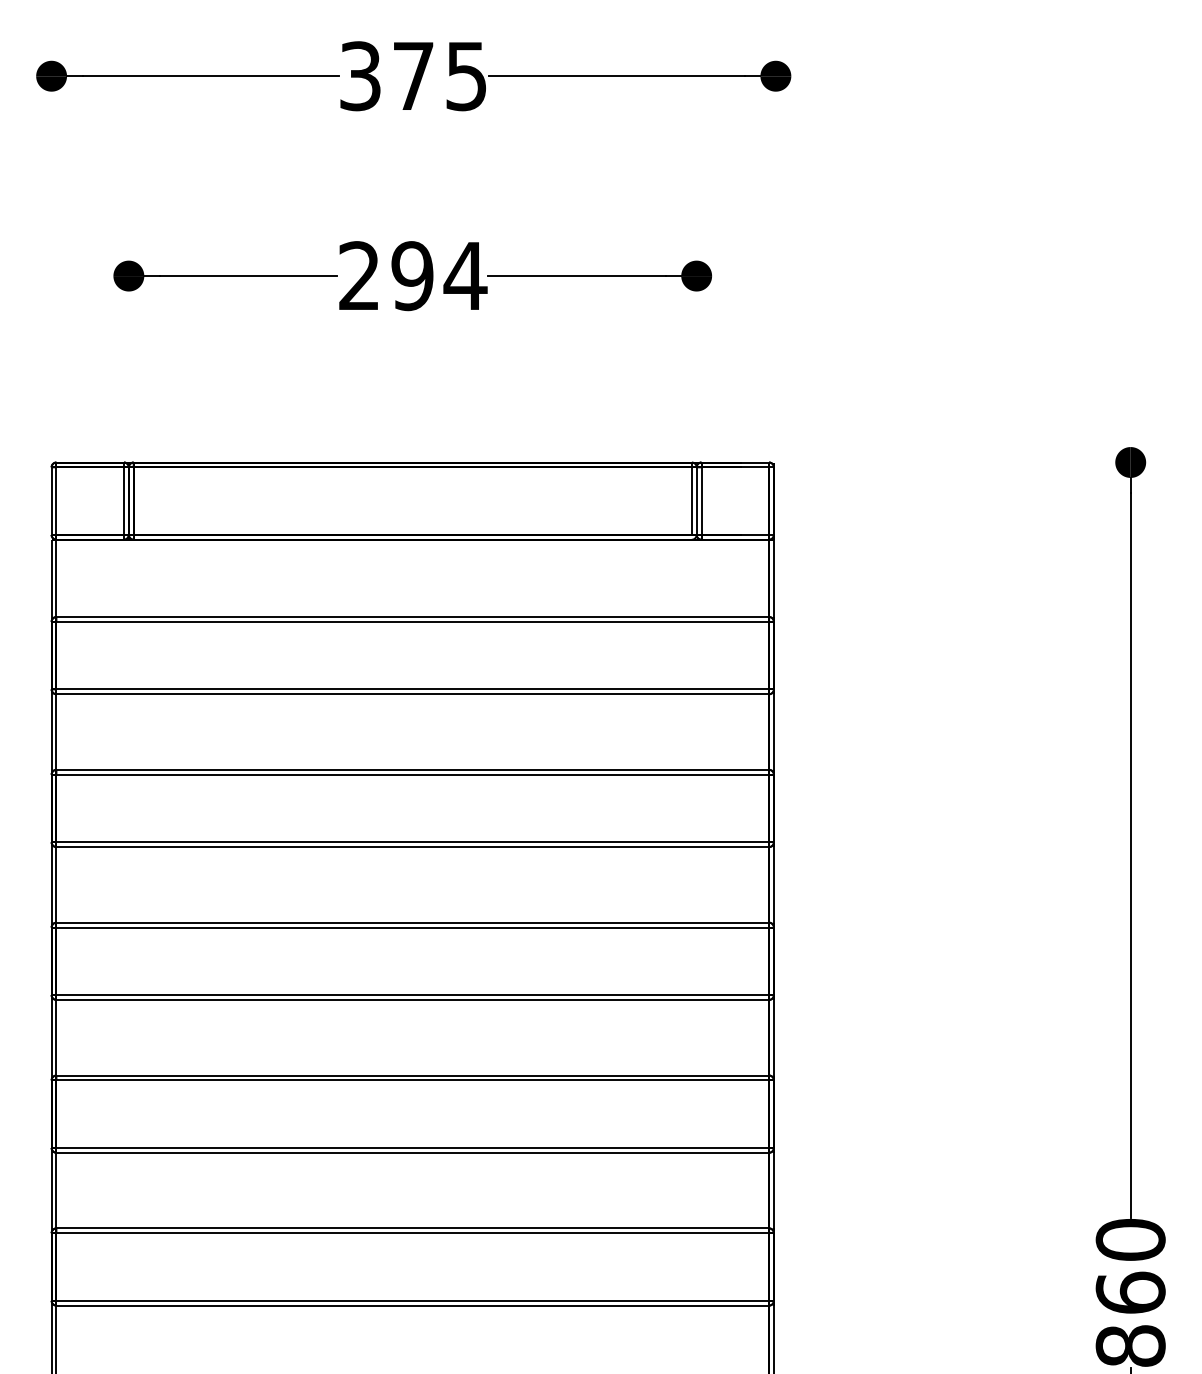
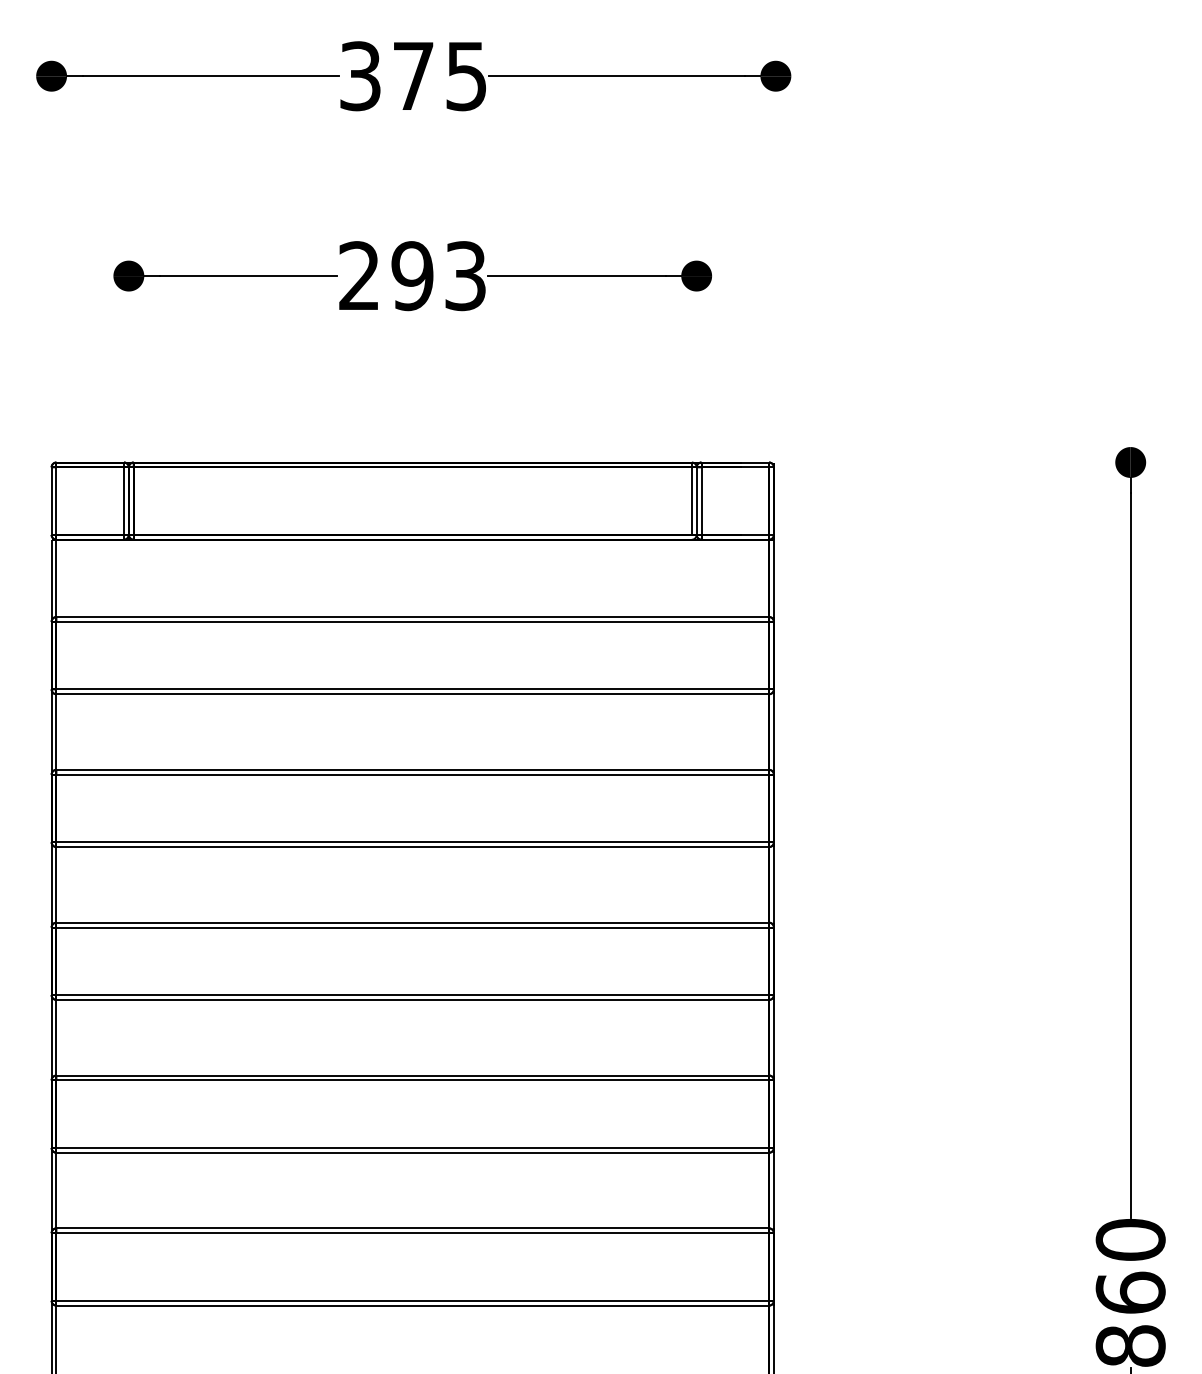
text: 294 -> 293 (465, 276)
